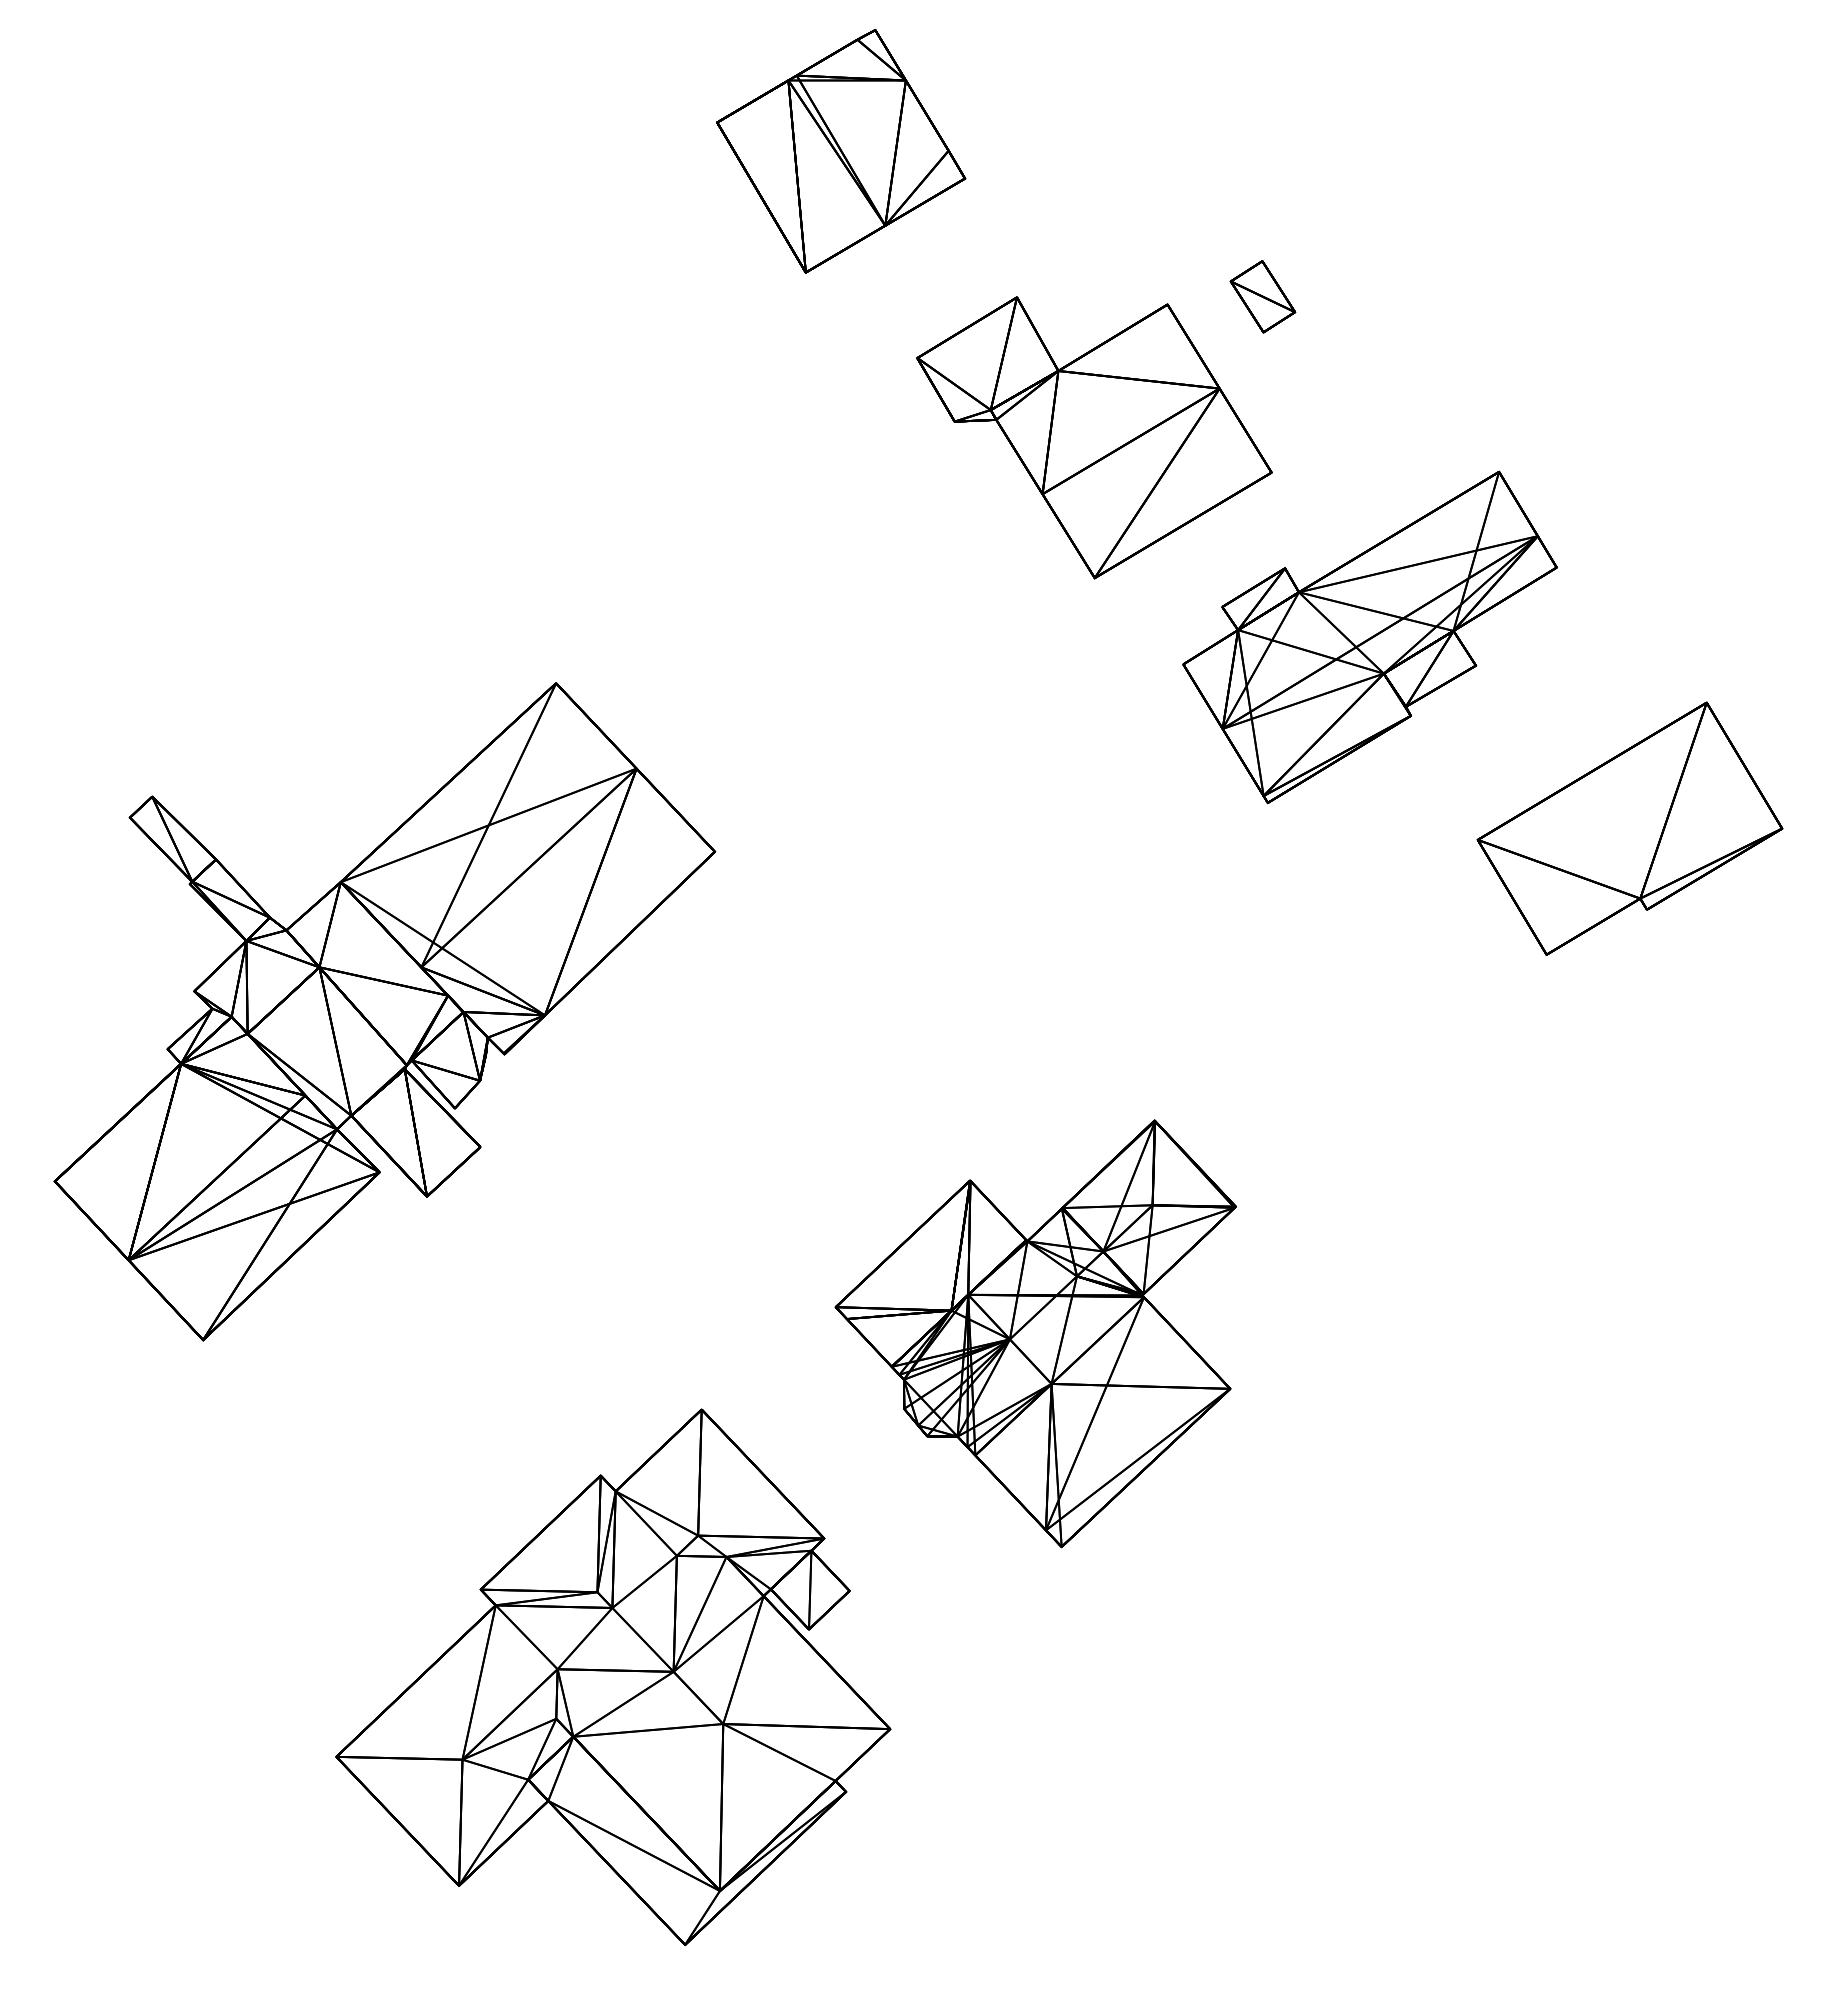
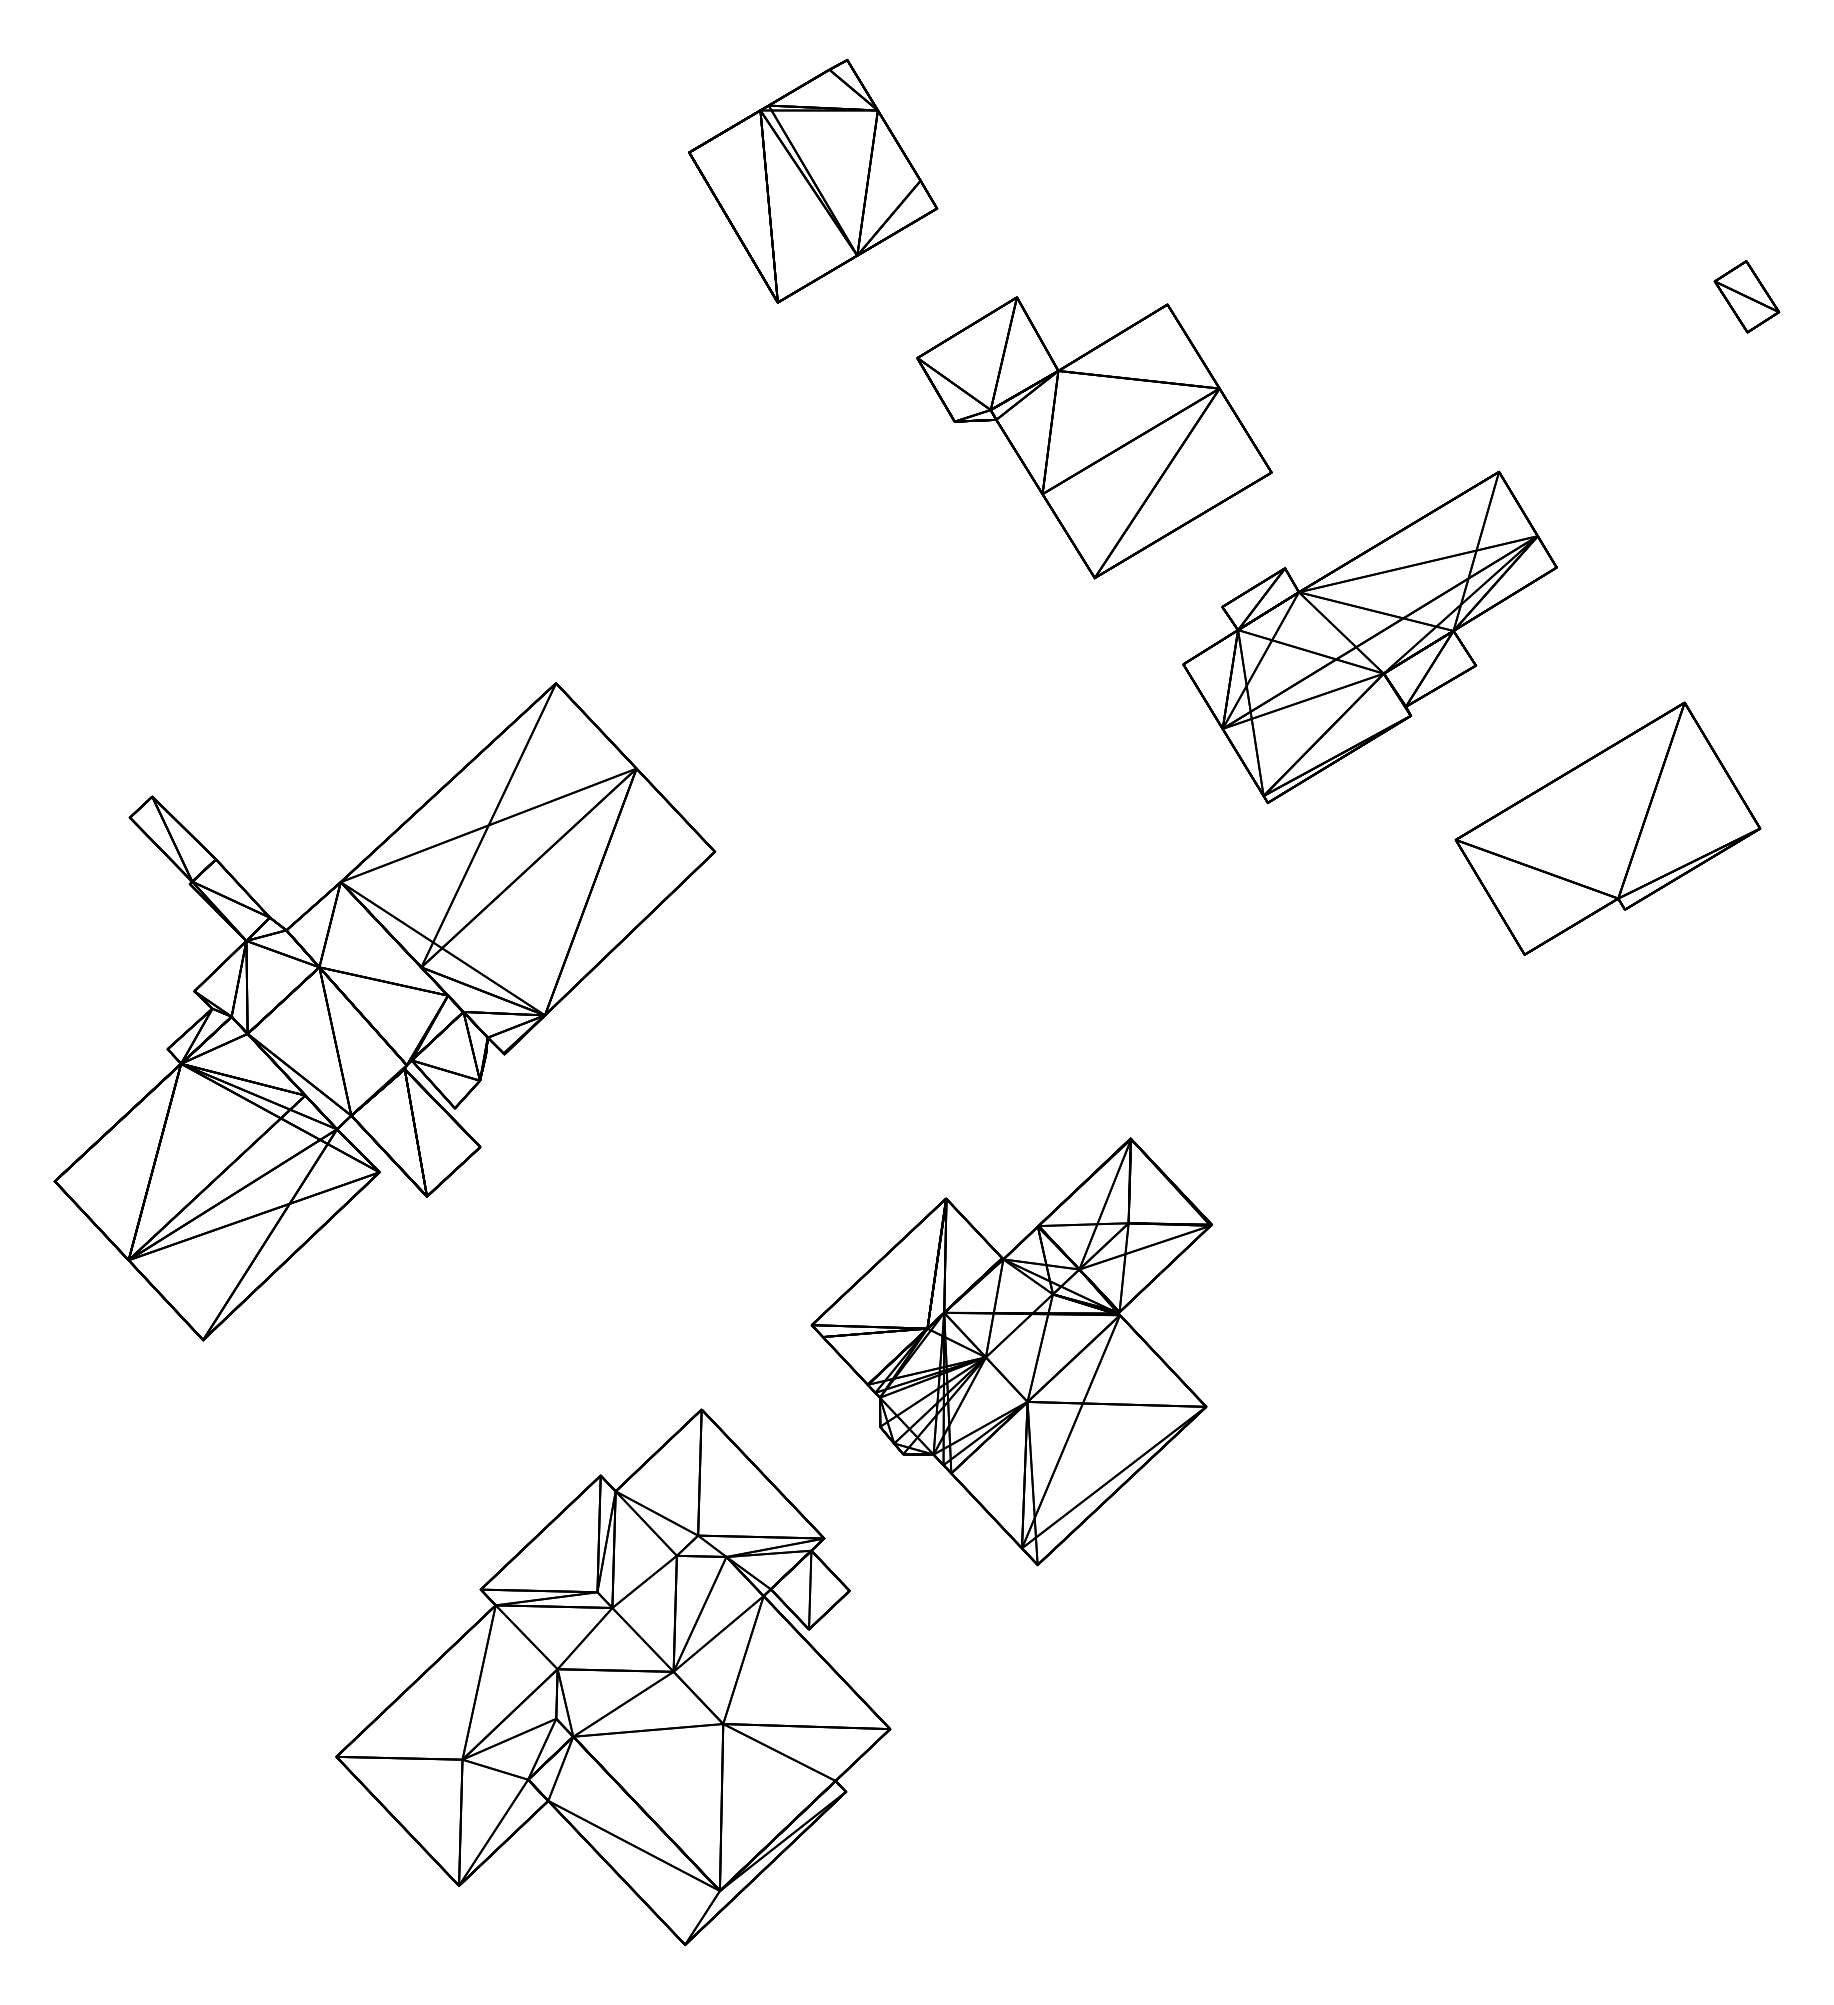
part position: (841, 151) -> (813, 181) (813, 181)
part position: (1262, 296) -> (1746, 296) (1746, 296)
part position: (1629, 828) -> (1607, 828) (1607, 828)
part position: (1035, 1333) -> (1011, 1351) (1011, 1351)
